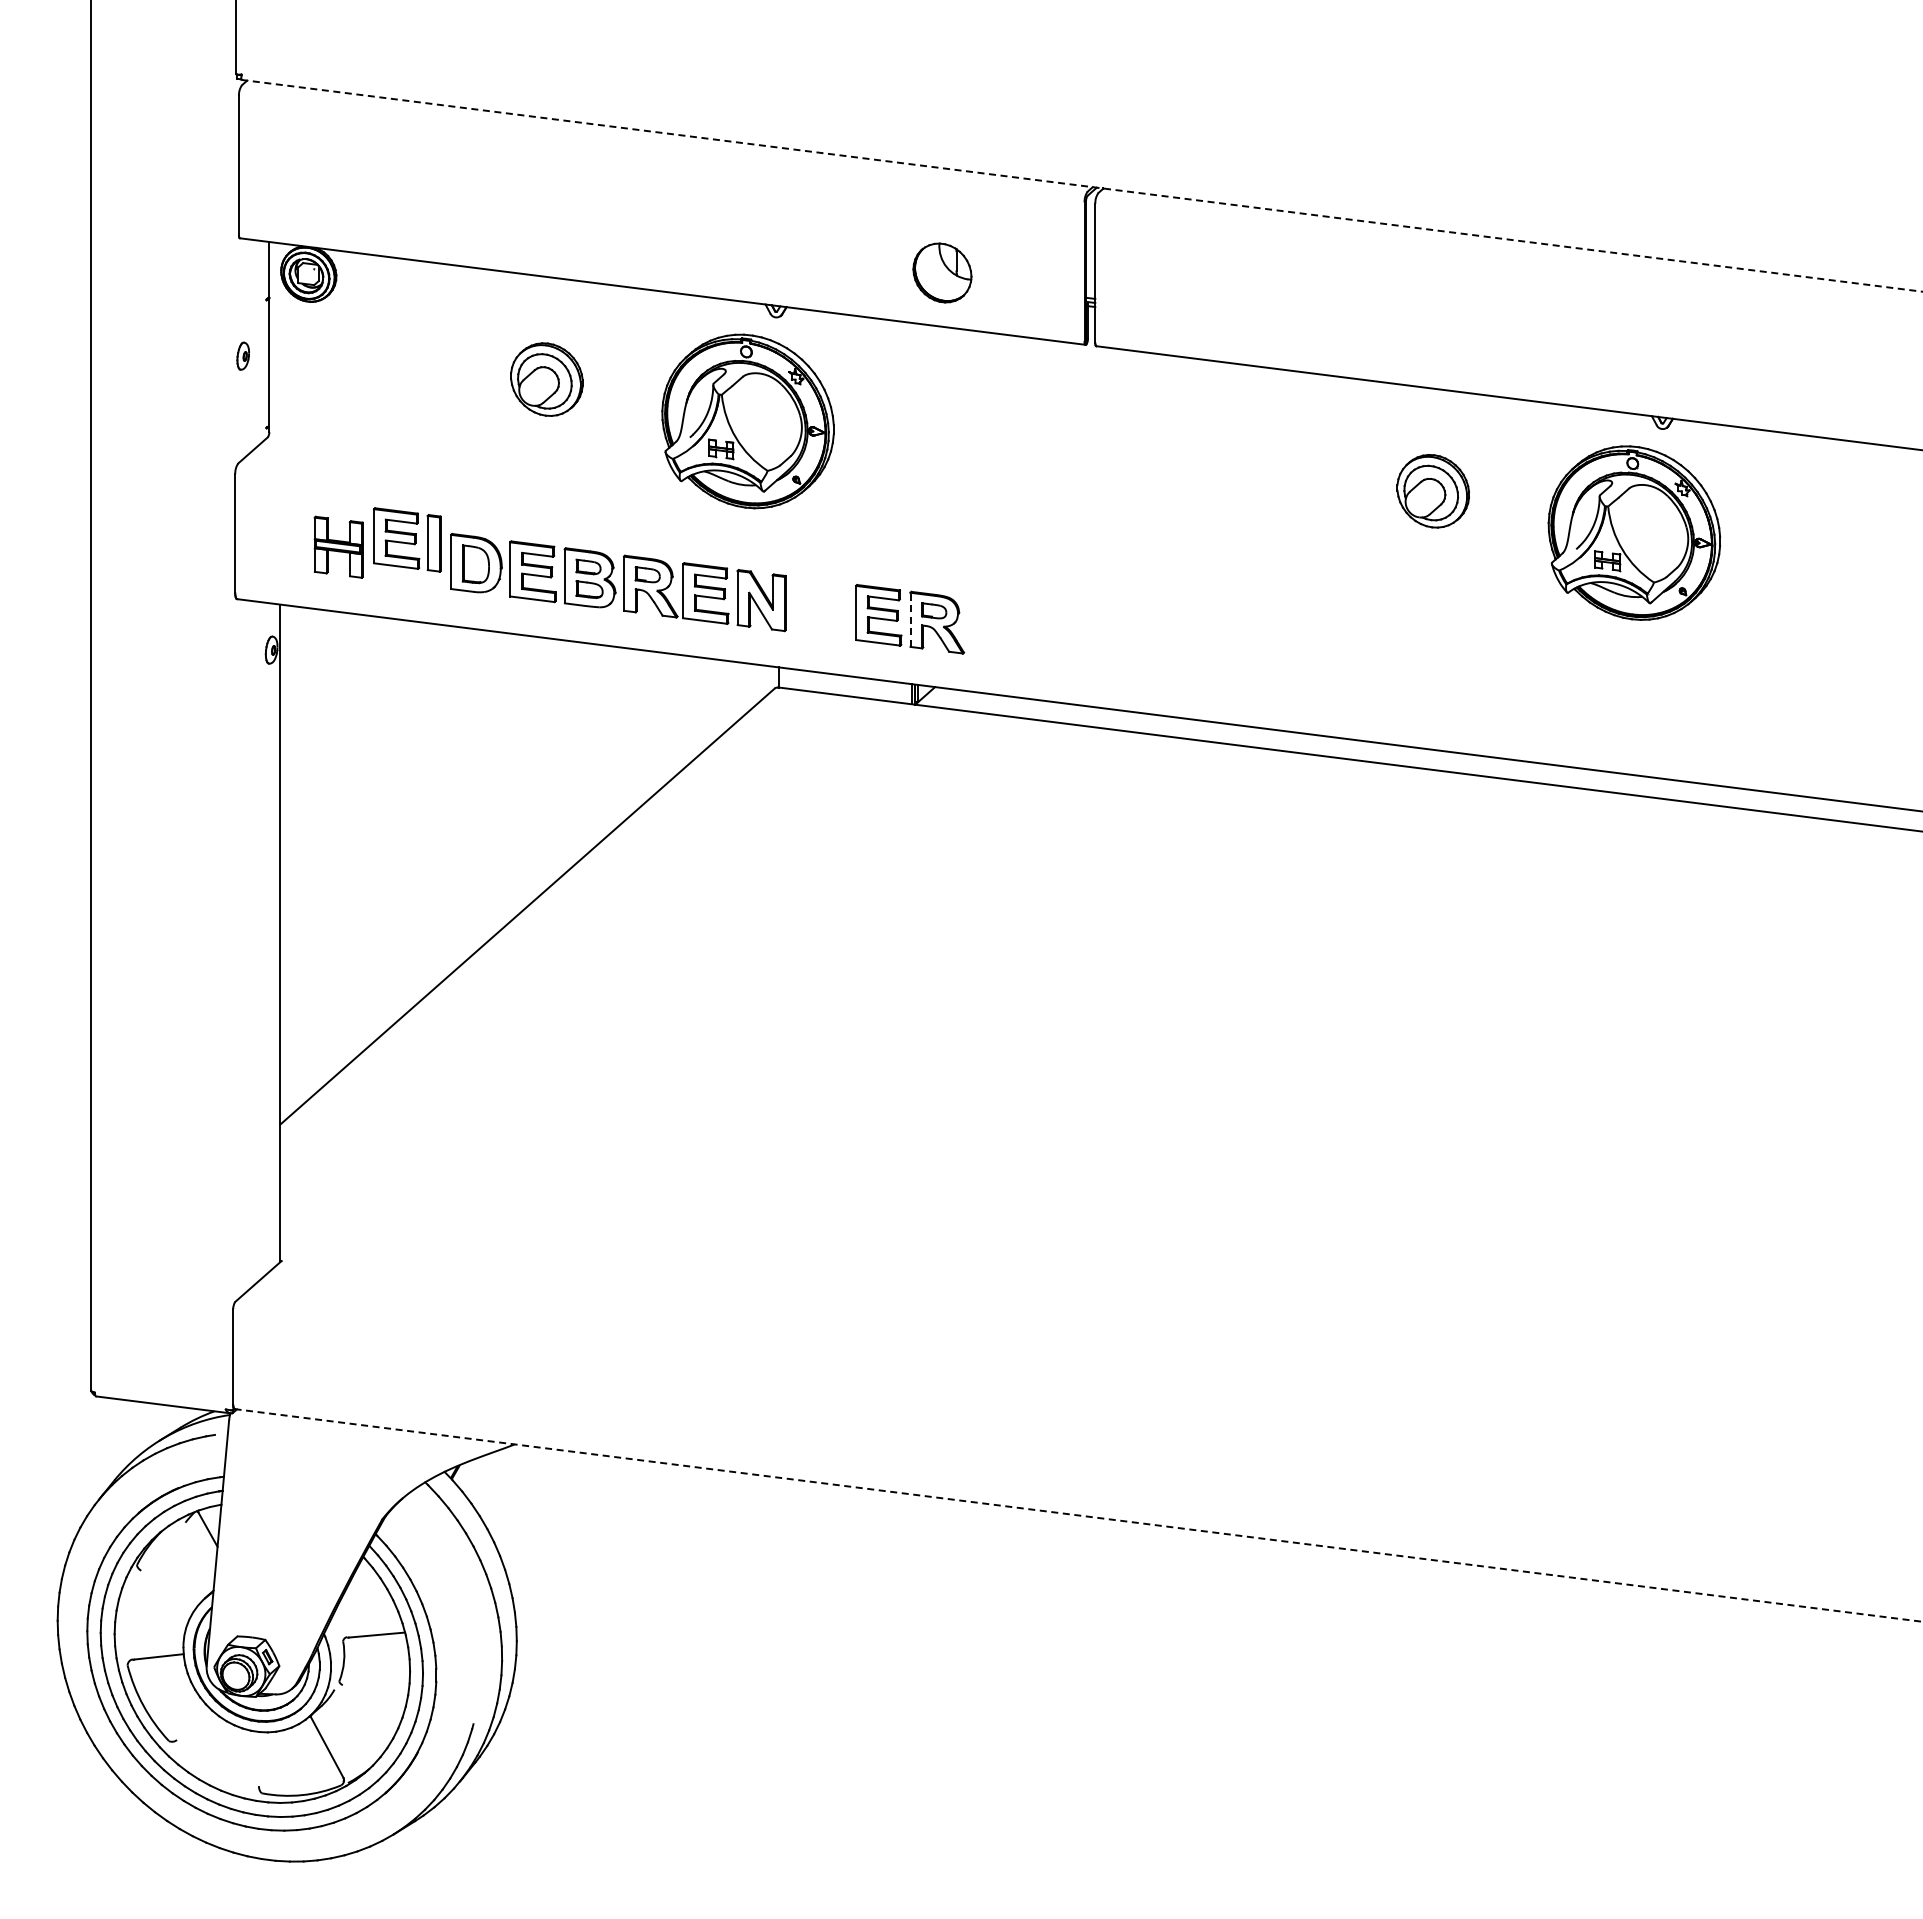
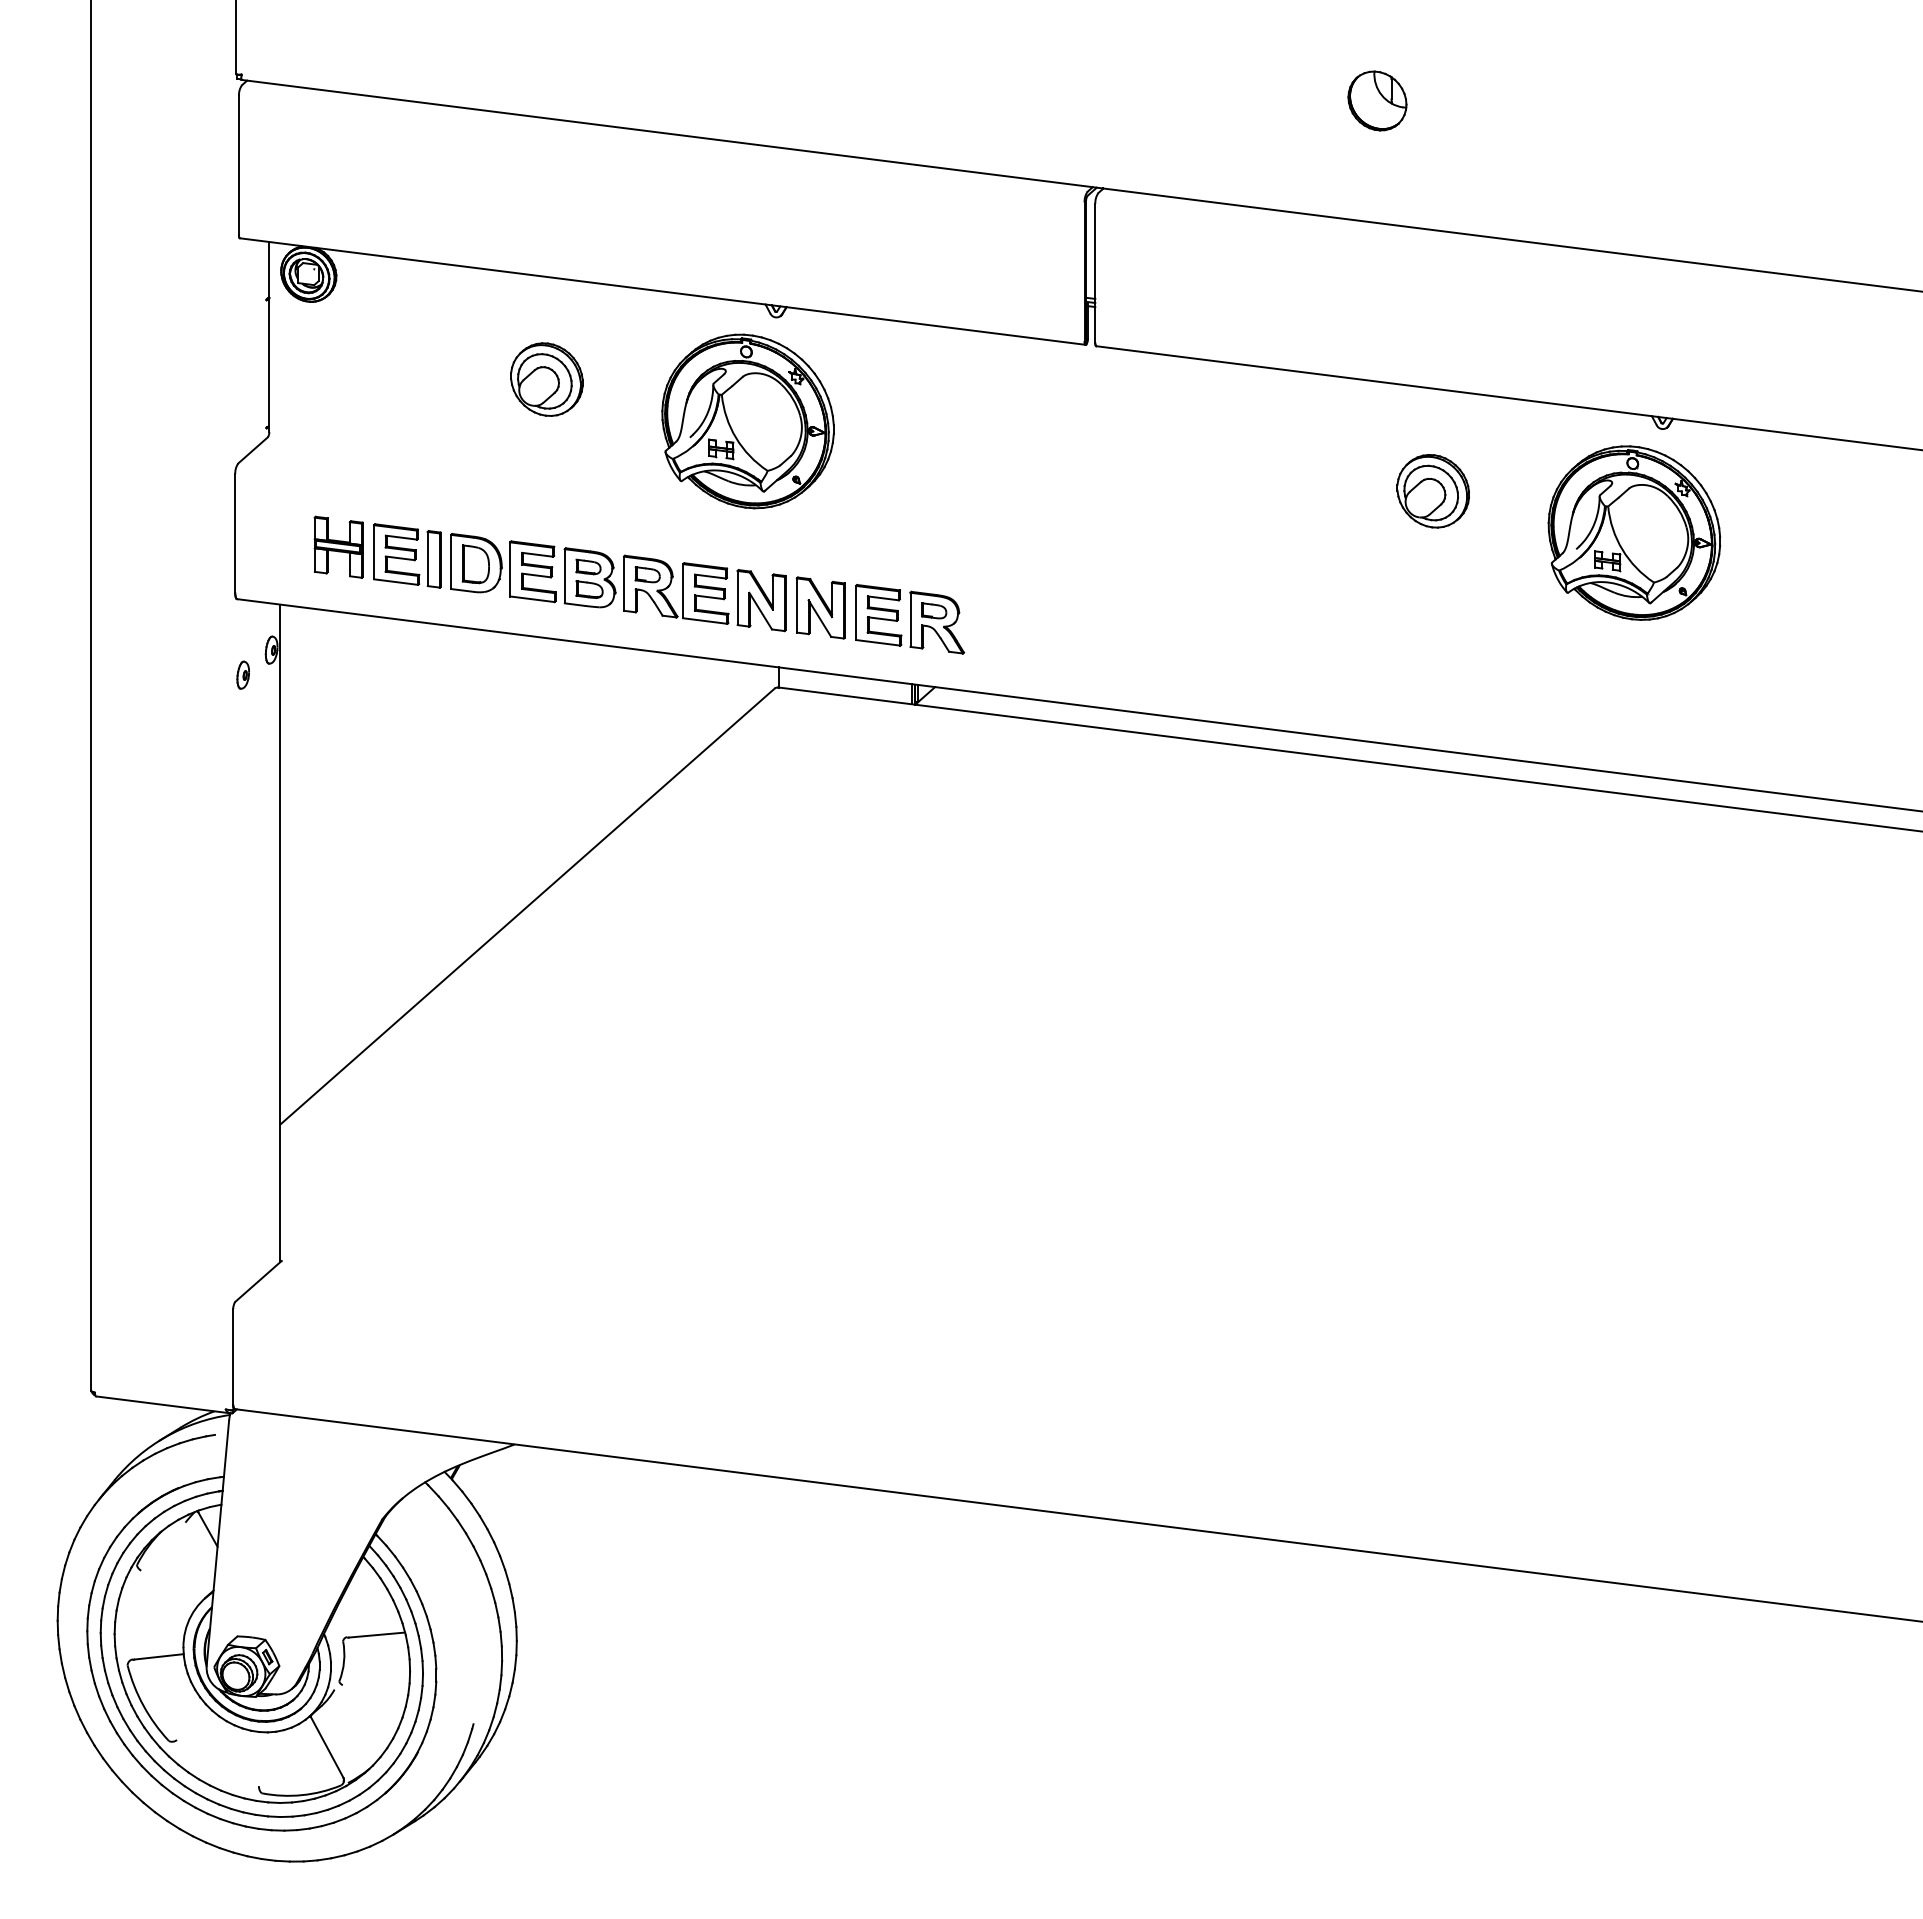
line: dashed -> solid (1082, 185)
part position: (942, 272) -> (1377, 100) (1377, 100)
part position: (242, 355) -> (242, 674) (242, 674)
part position: (407, 539) -> (407, 555) (407, 555)
part: none -> present (820, 607)
line: dashed -> solid (910, 619)
line: dashed -> solid (1078, 1515)
